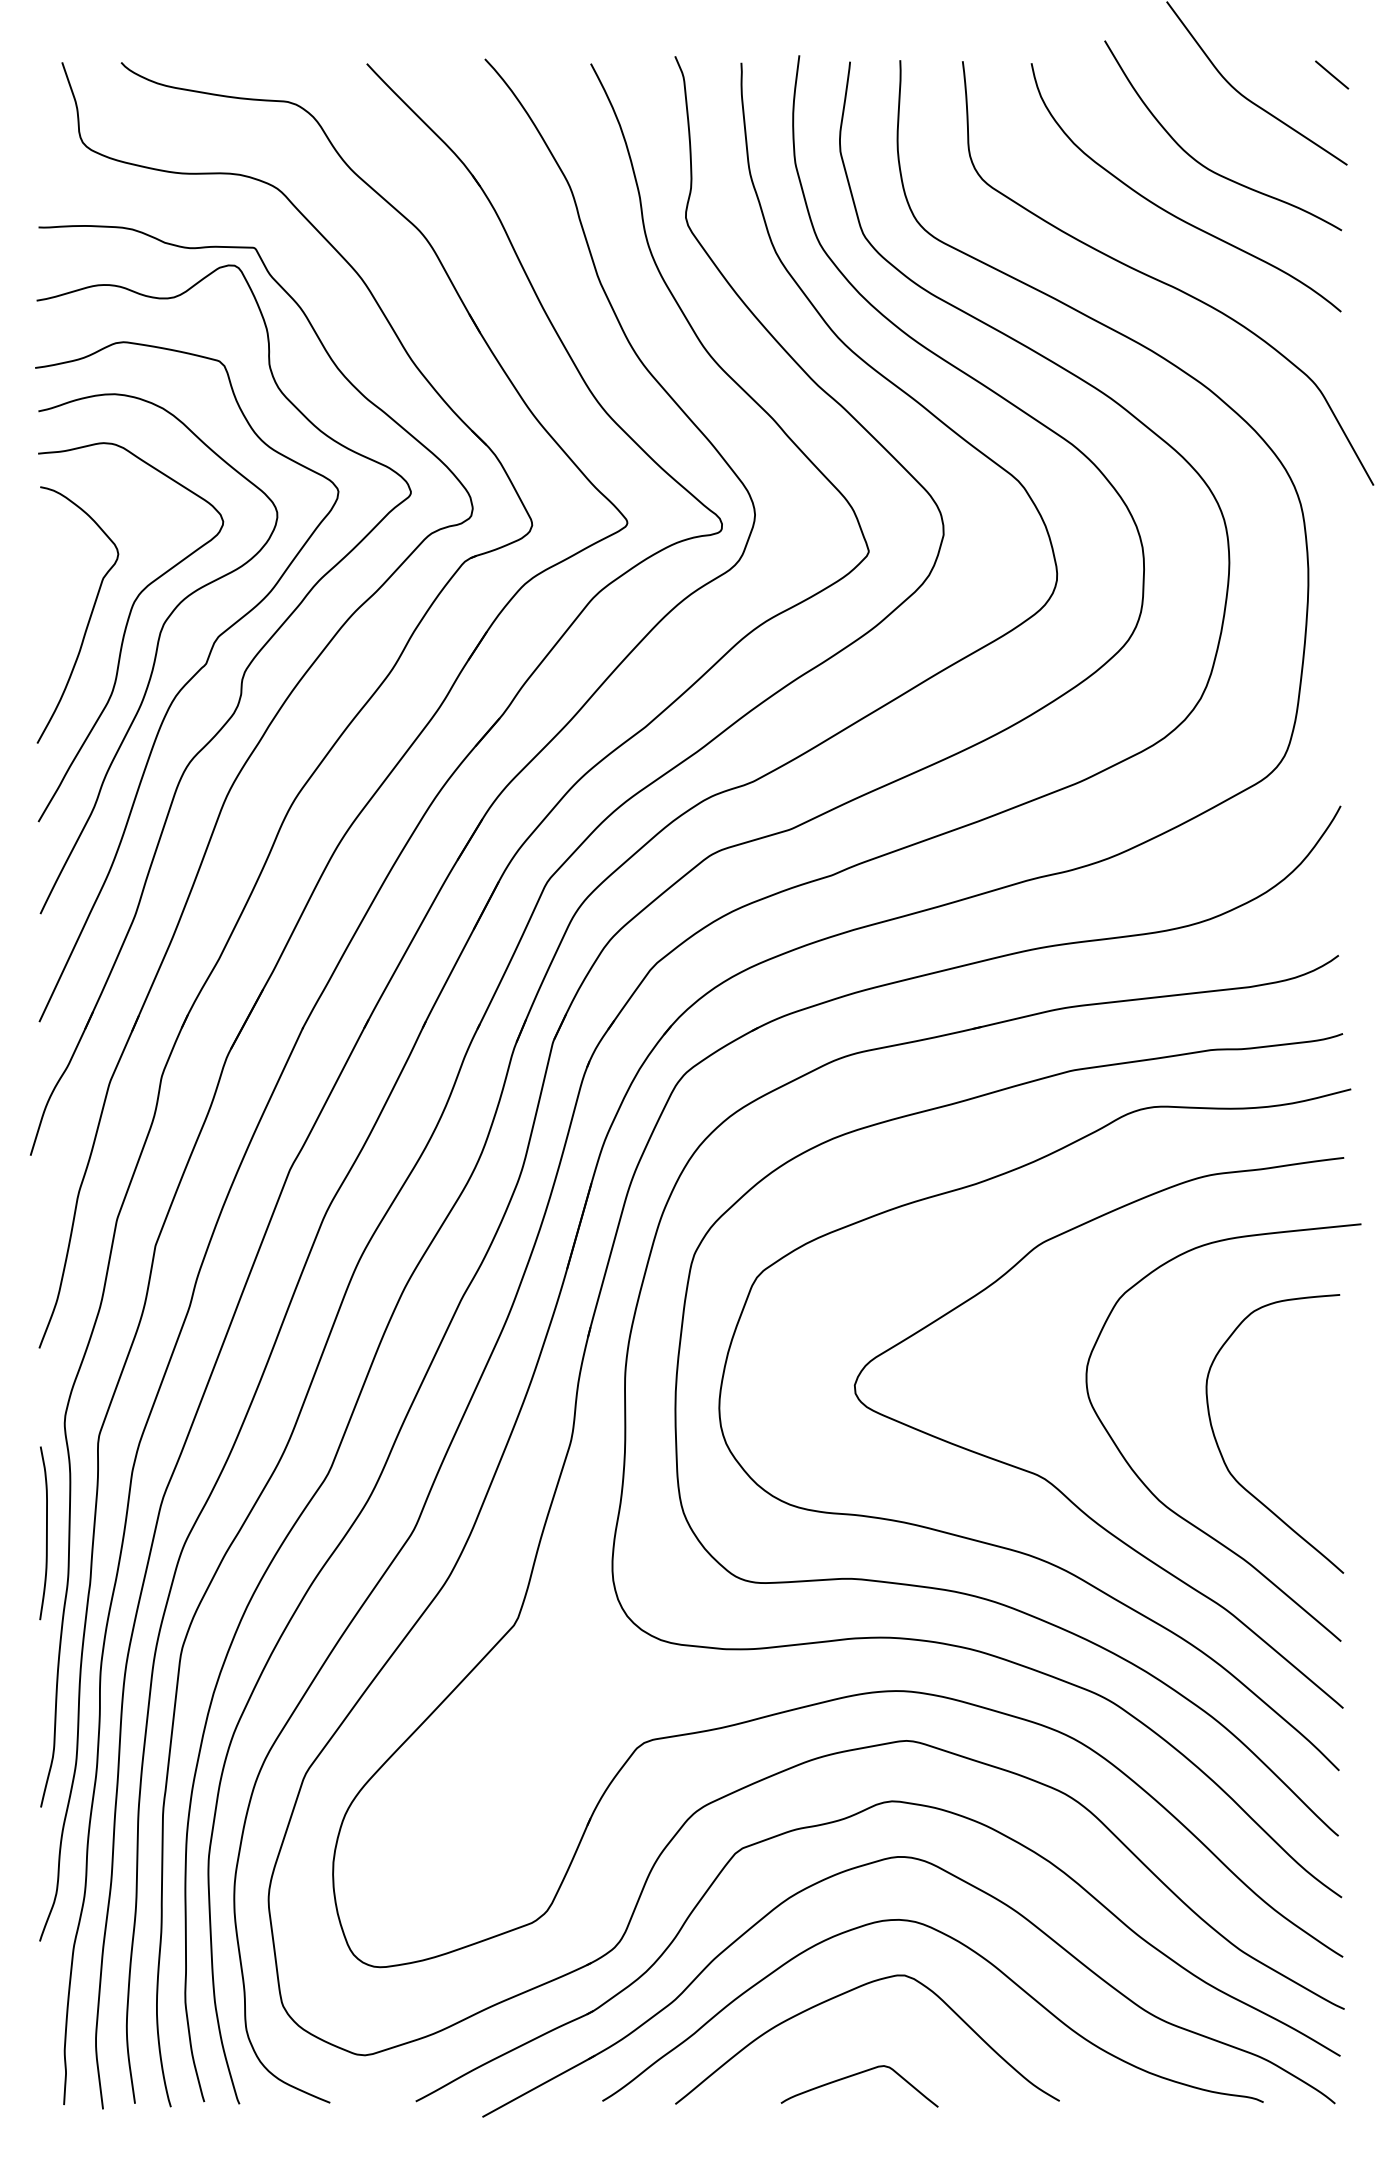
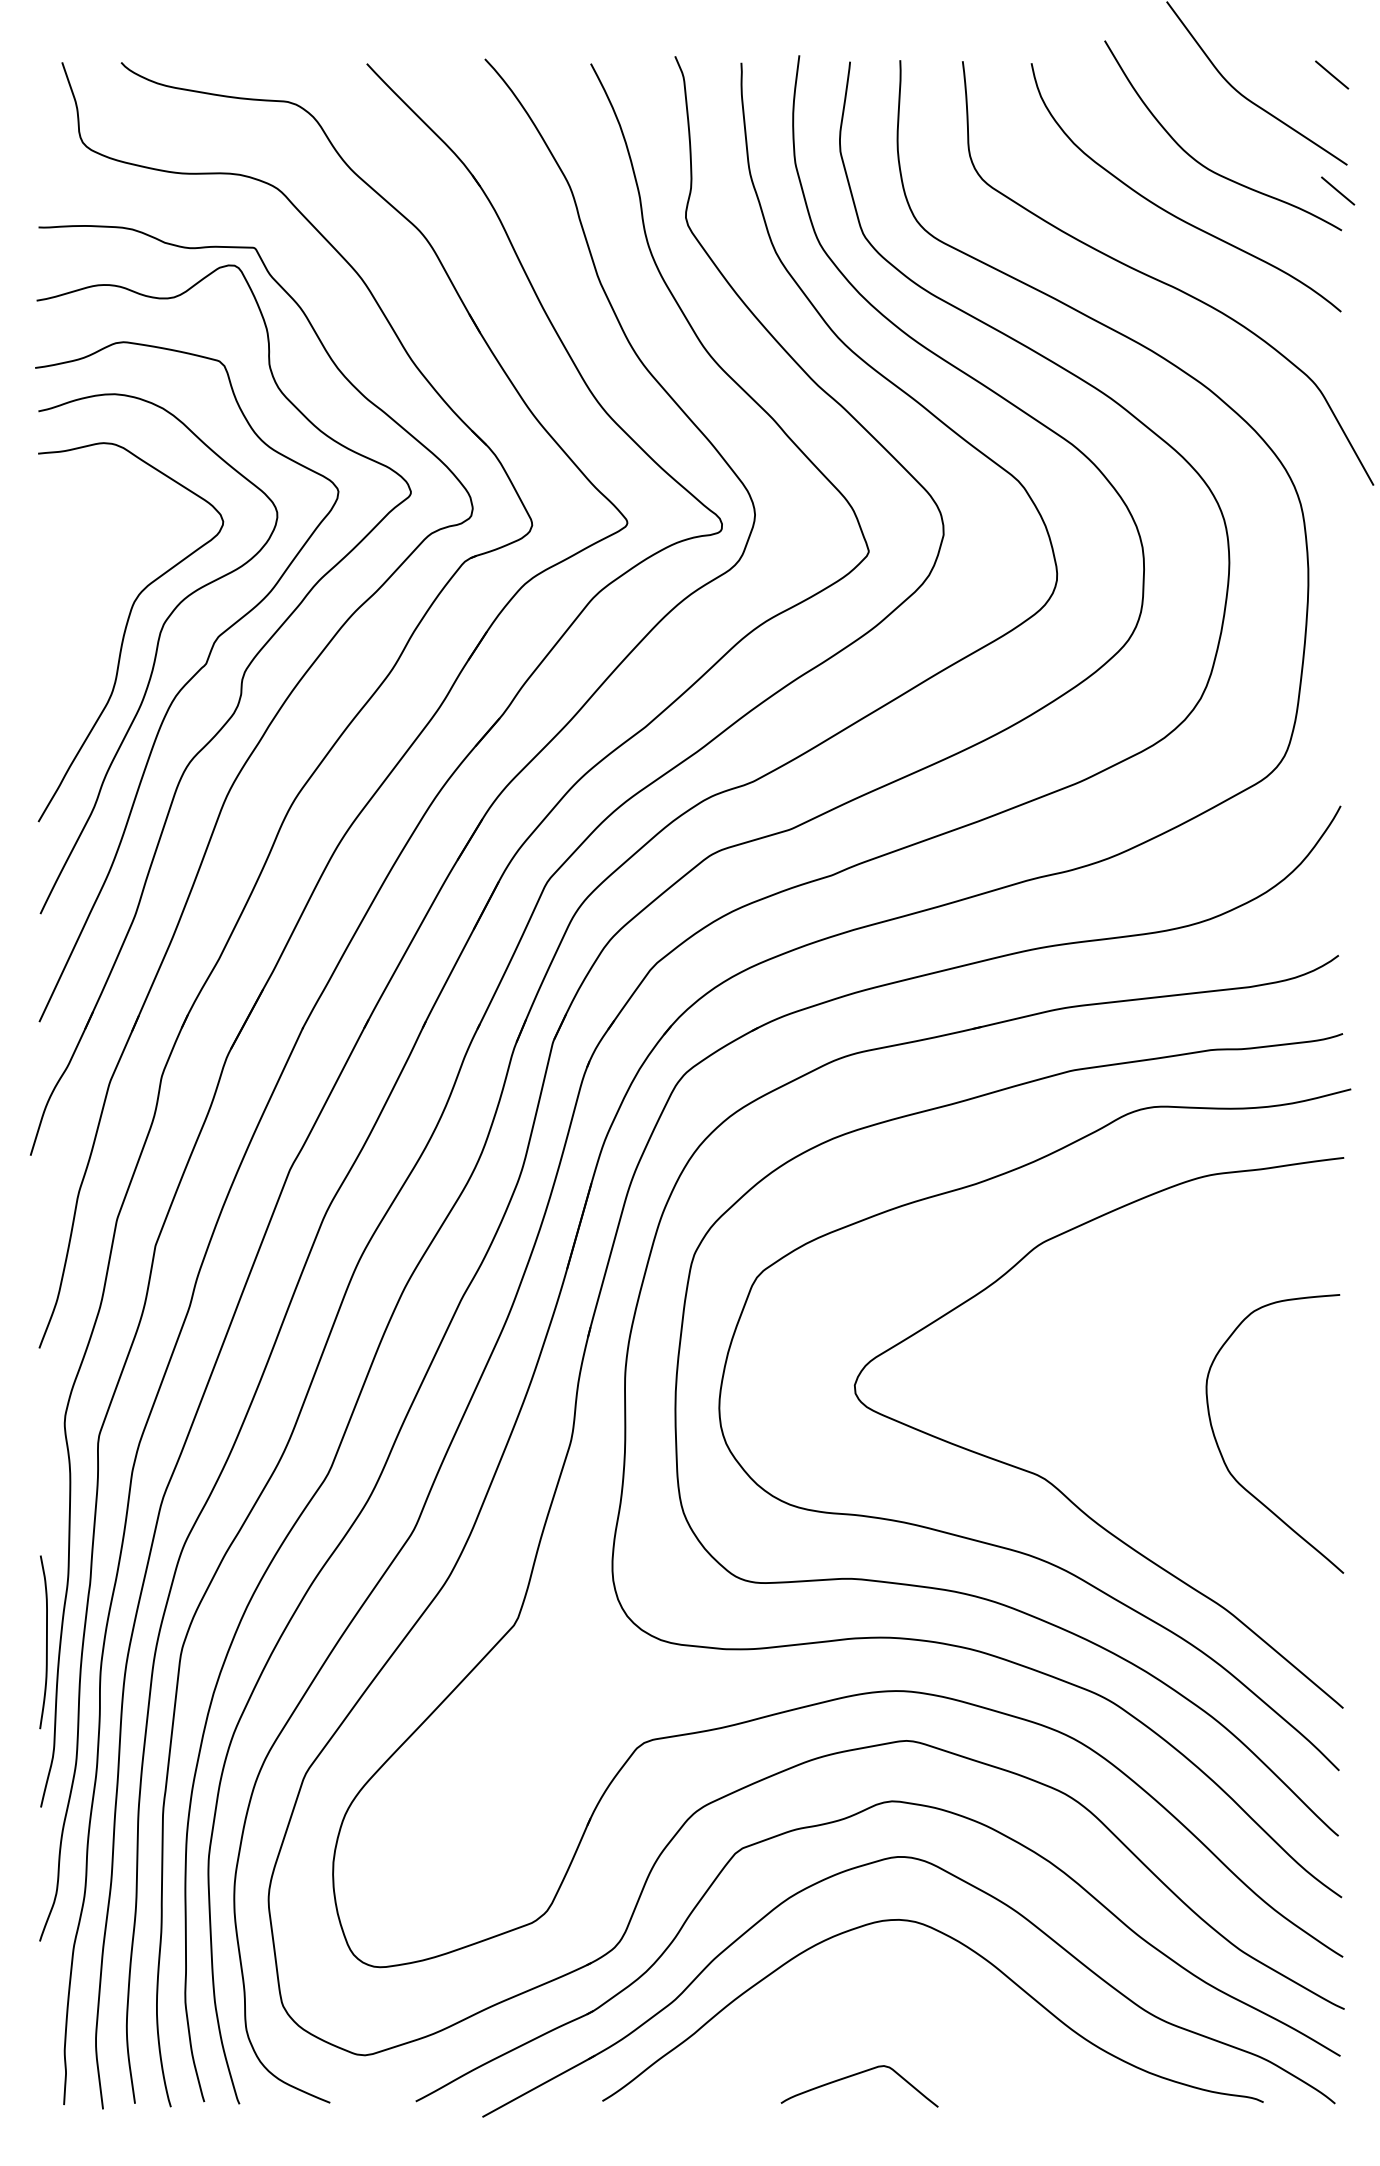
line: none -> present (1338, 190)
curve: present -> none (88, 619)
curve: present -> none (1163, 1502)
curve position: (46, 1533) -> (46, 1642) (46, 1642)
curve: present -> none (844, 1994)
